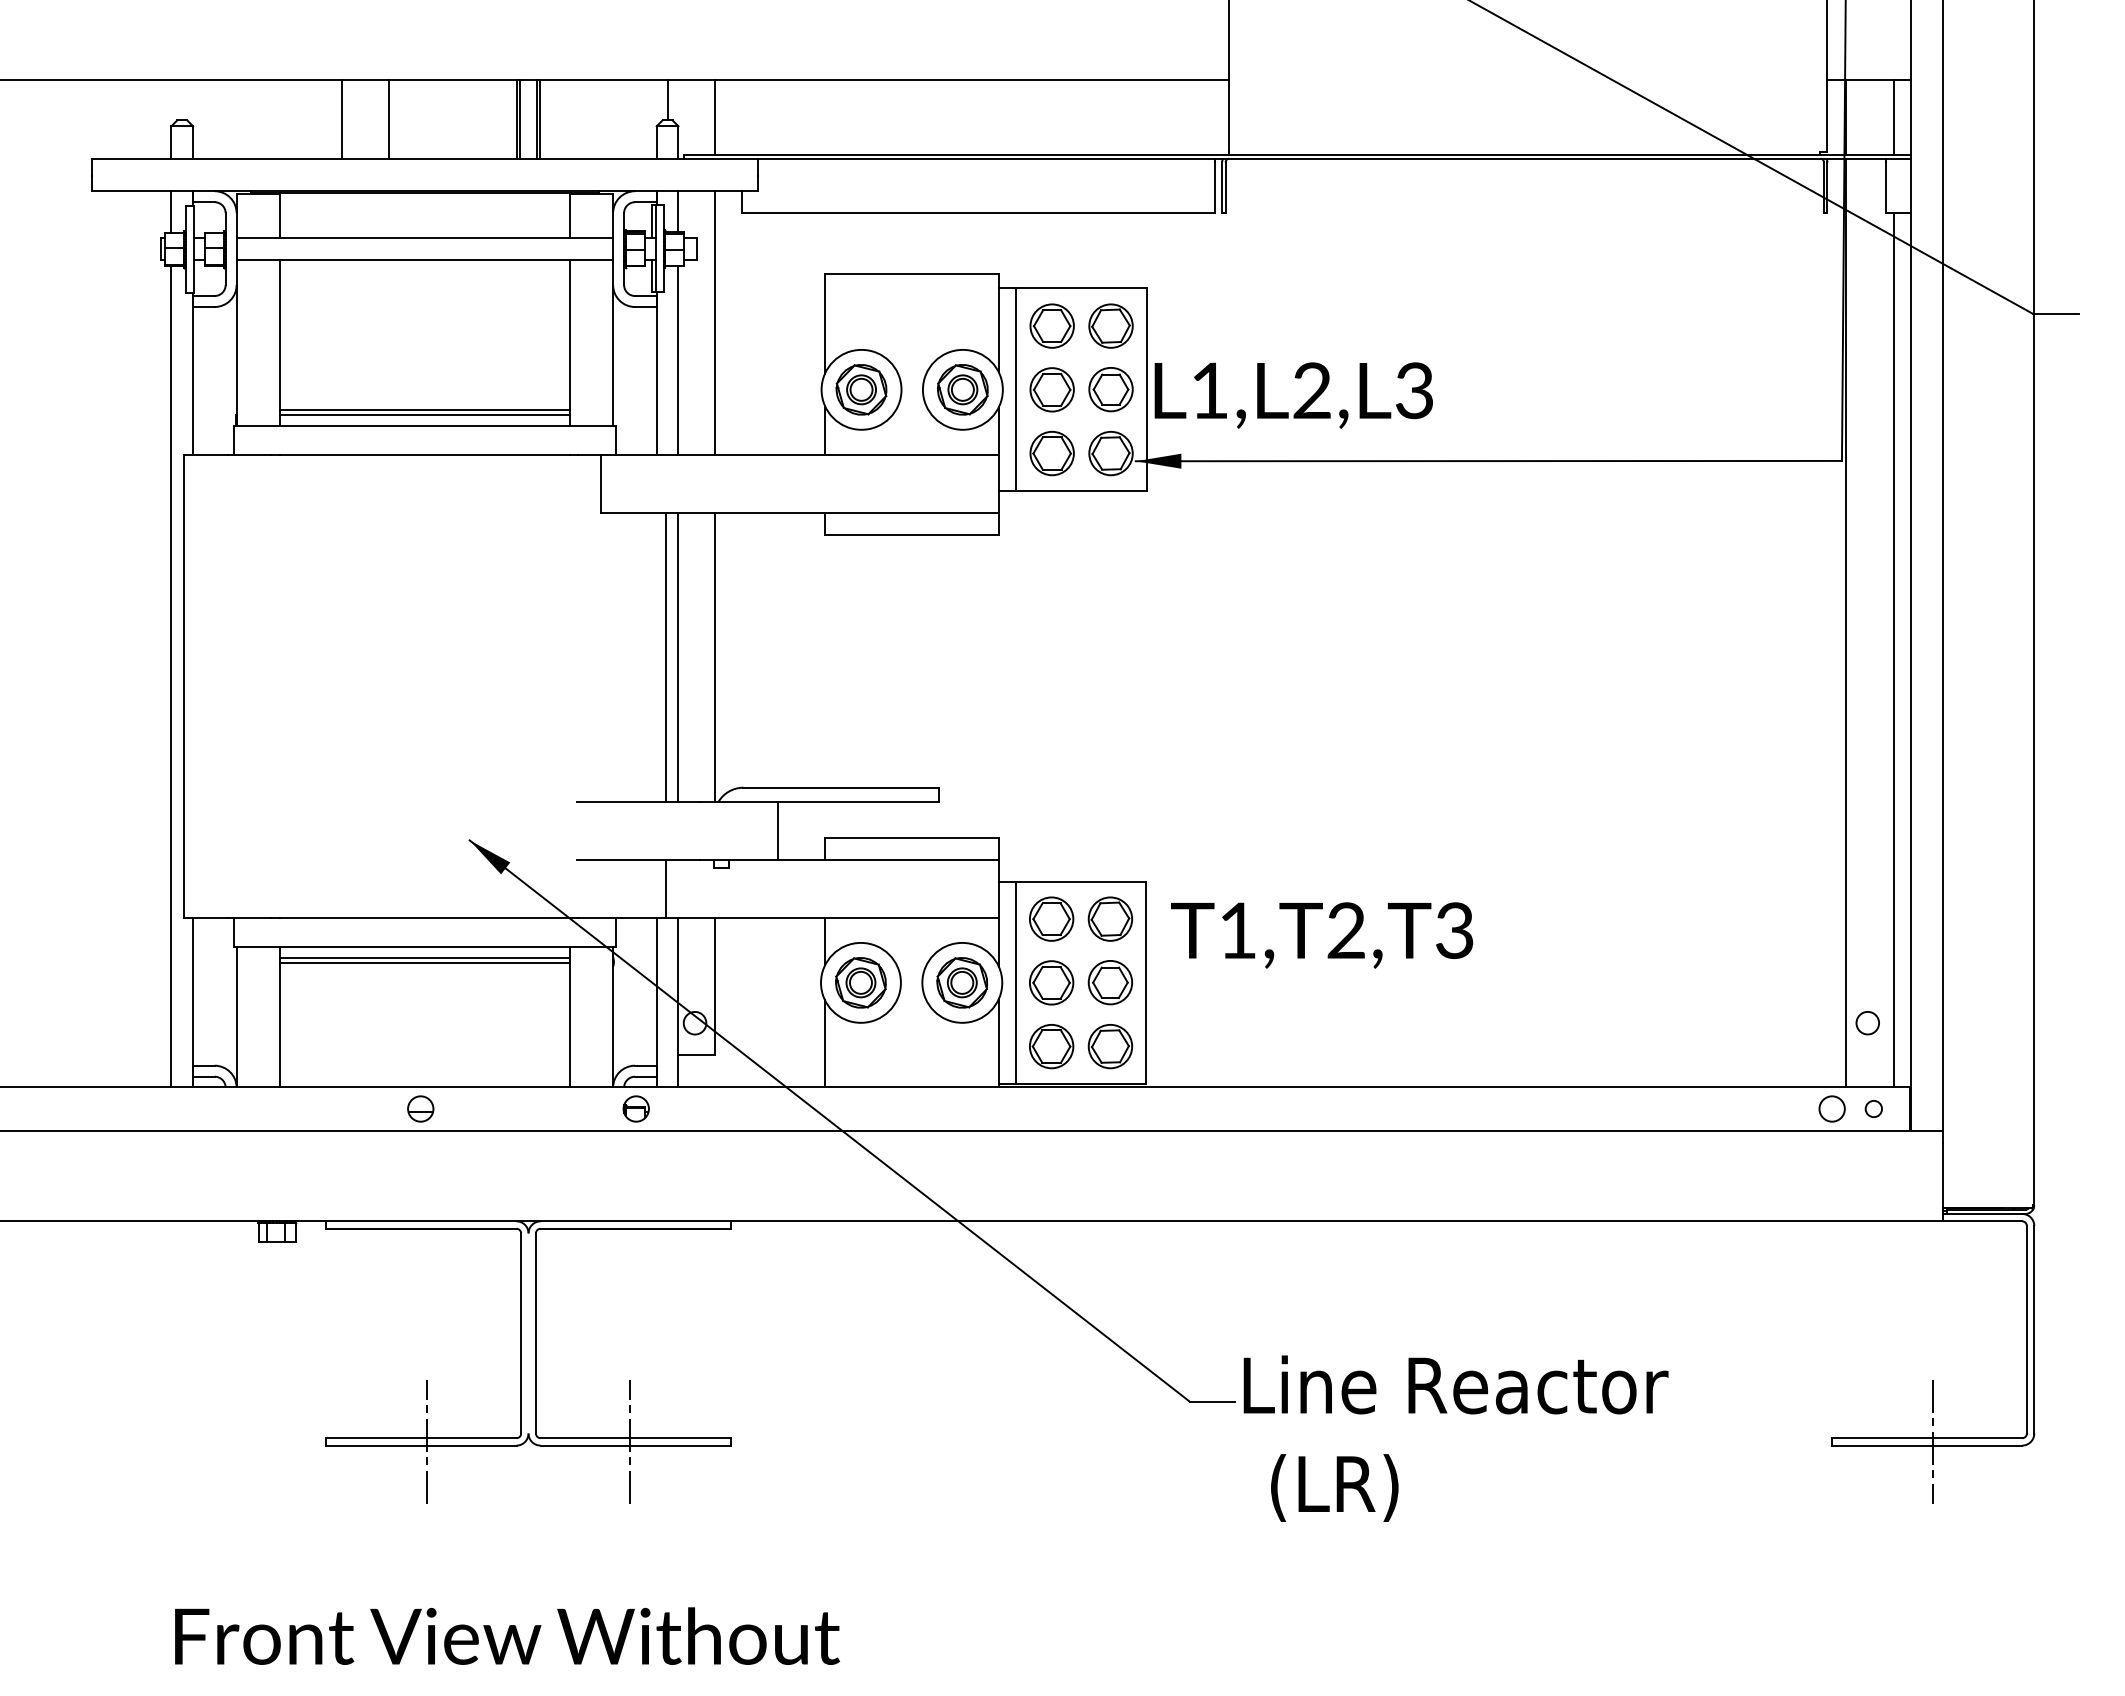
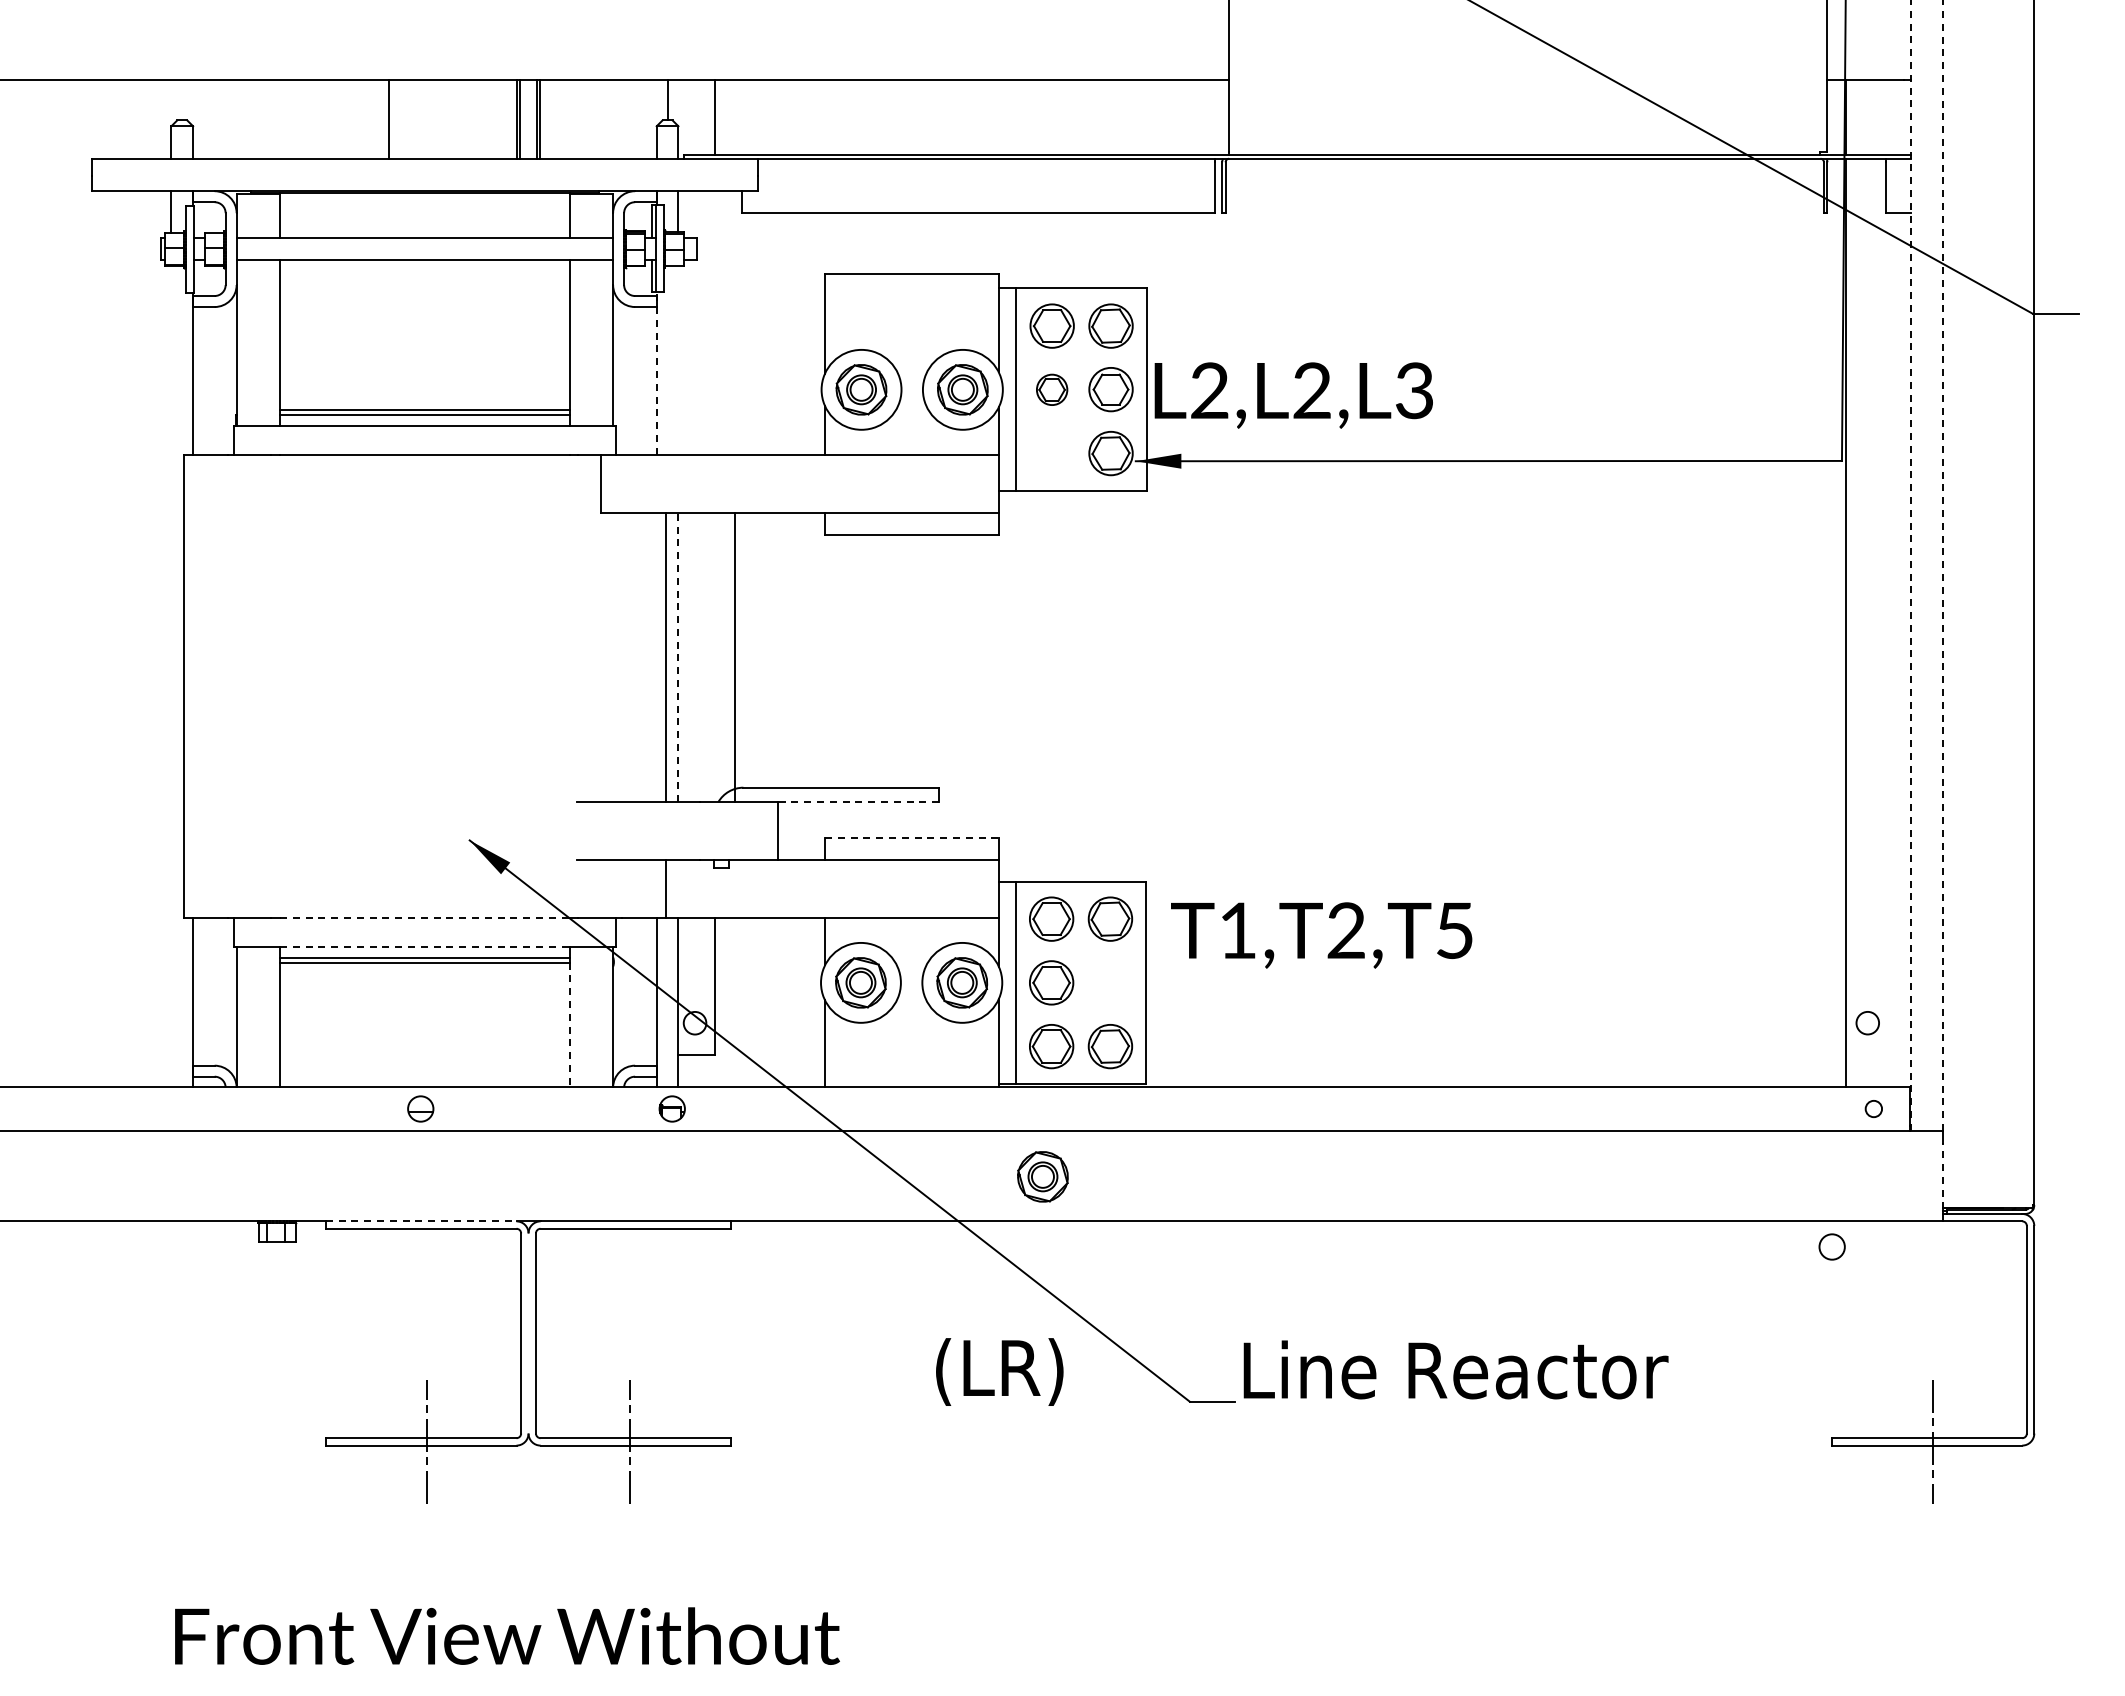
line: present -> none (1893, 117)
line: present -> none (341, 119)
line: present -> none (715, 322)
line: present -> none (678, 359)
line: solid -> dashed (656, 372)
part size: 46x46 px -> 33x33 px (1052, 389)
text: L1,L2,L3 -> L2,L2,L3 (1209, 390)
part: present -> none (1051, 453)
line: solid -> dashed (1911, 565)
line: solid -> dashed (1943, 566)
line: present -> none (1893, 650)
line: solid -> dashed (678, 657)
line position: (715, 657) -> (735, 657) (735, 657)
line: present -> none (171, 676)
line: solid -> dashed (858, 802)
line: solid -> dashed (911, 838)
line: solid -> dashed (424, 918)
text: T1,T2,T3 -> T1,T2,T5 (1454, 930)
line: solid -> dashed (424, 946)
part: present -> none (1110, 982)
line: solid -> dashed (569, 1025)
part position: (635, 1108) -> (671, 1108) (671, 1108)
circle position: (1831, 1108) -> (1831, 1246) (1831, 1246)
line: solid -> dashed (1943, 1175)
part: none -> present (1042, 1176)
line: solid -> dashed (421, 1221)
text position: (1455, 1384) -> (1455, 1369) (1455, 1369)
text position: (1334, 1487) -> (999, 1371) (999, 1371)
